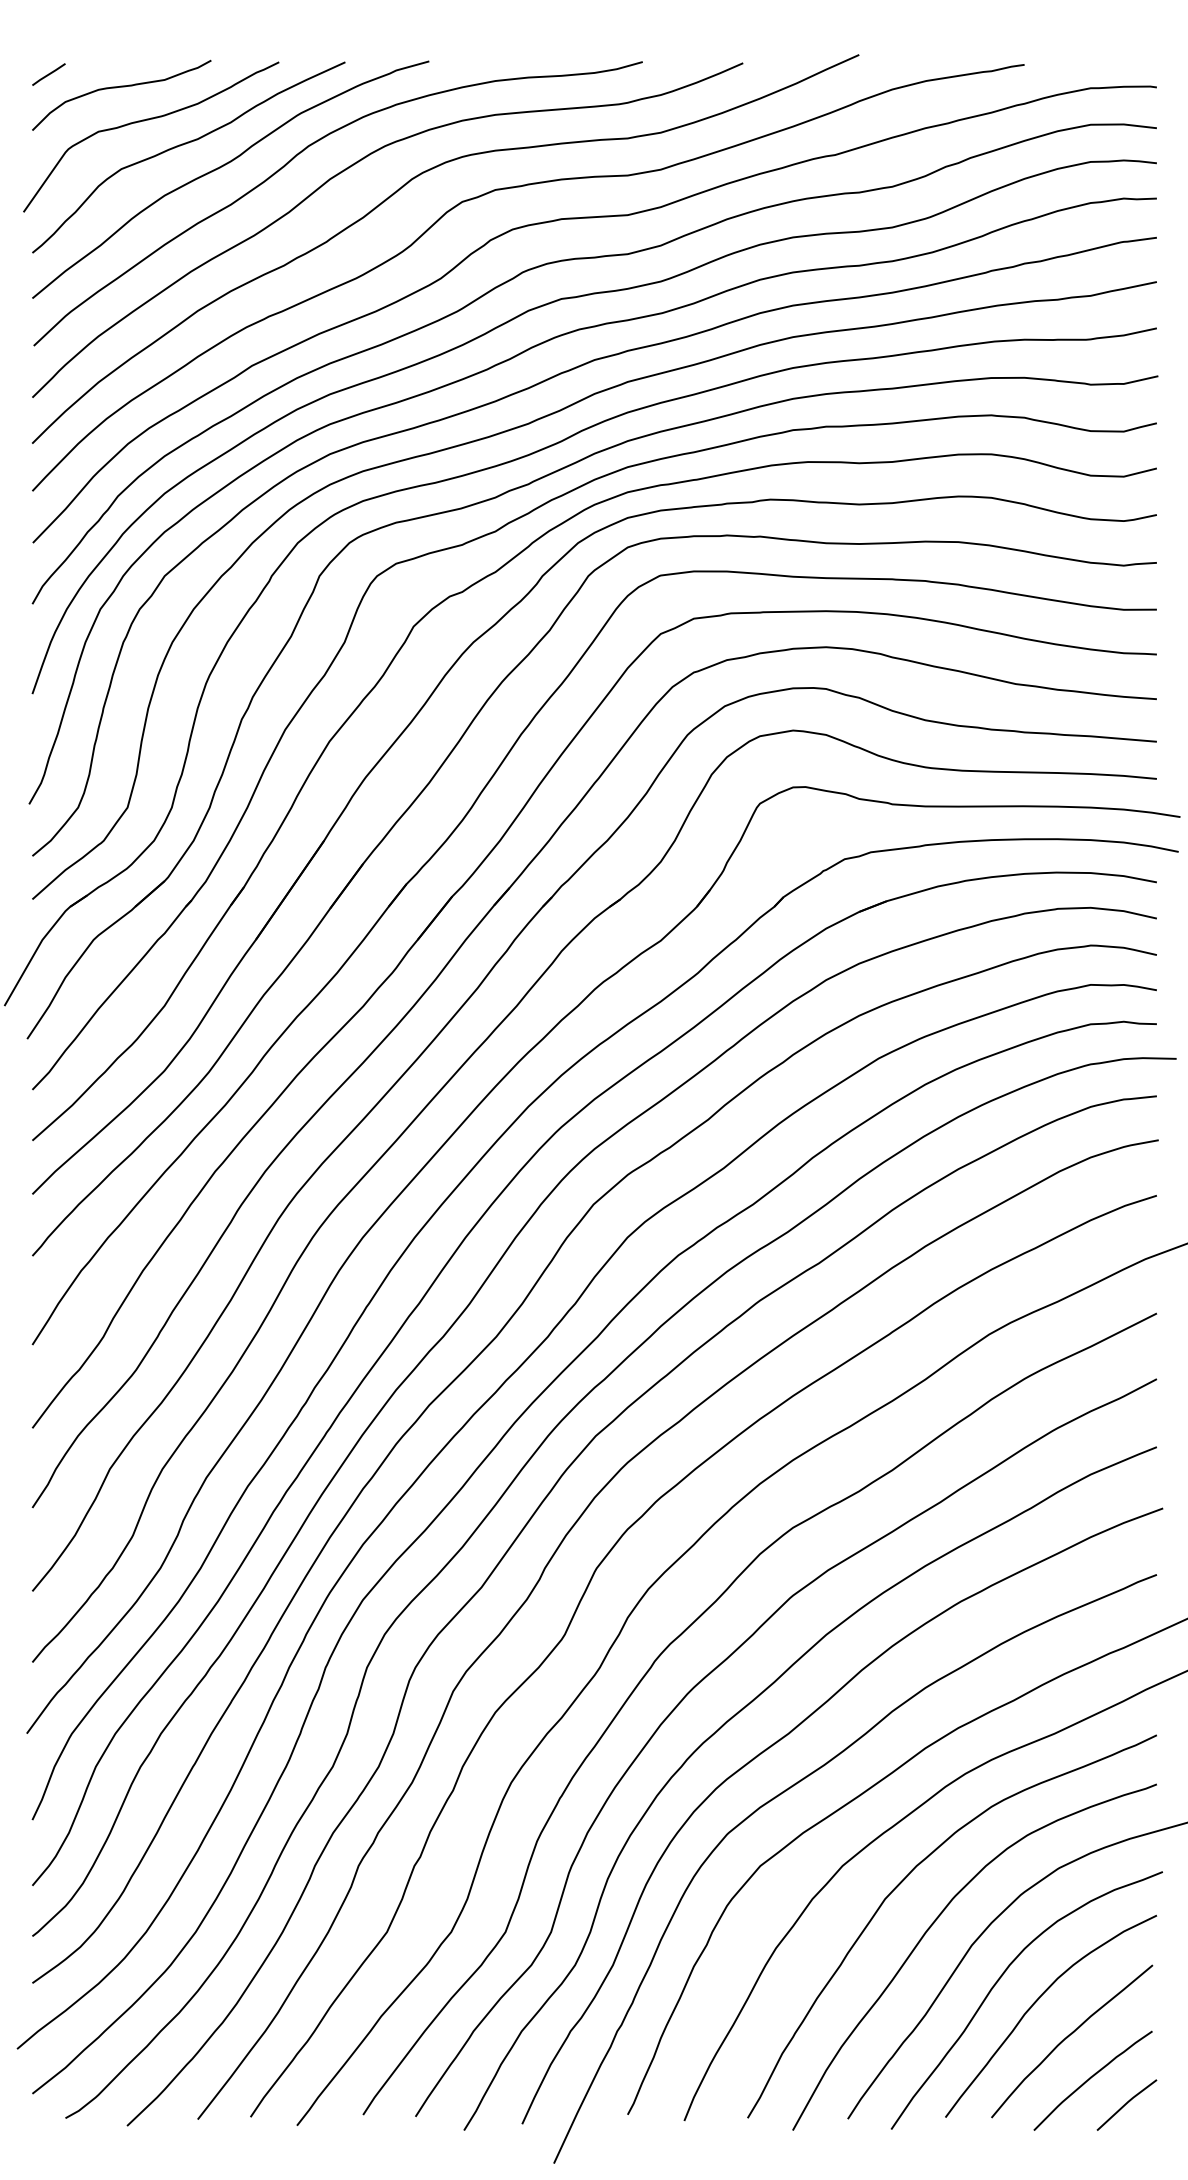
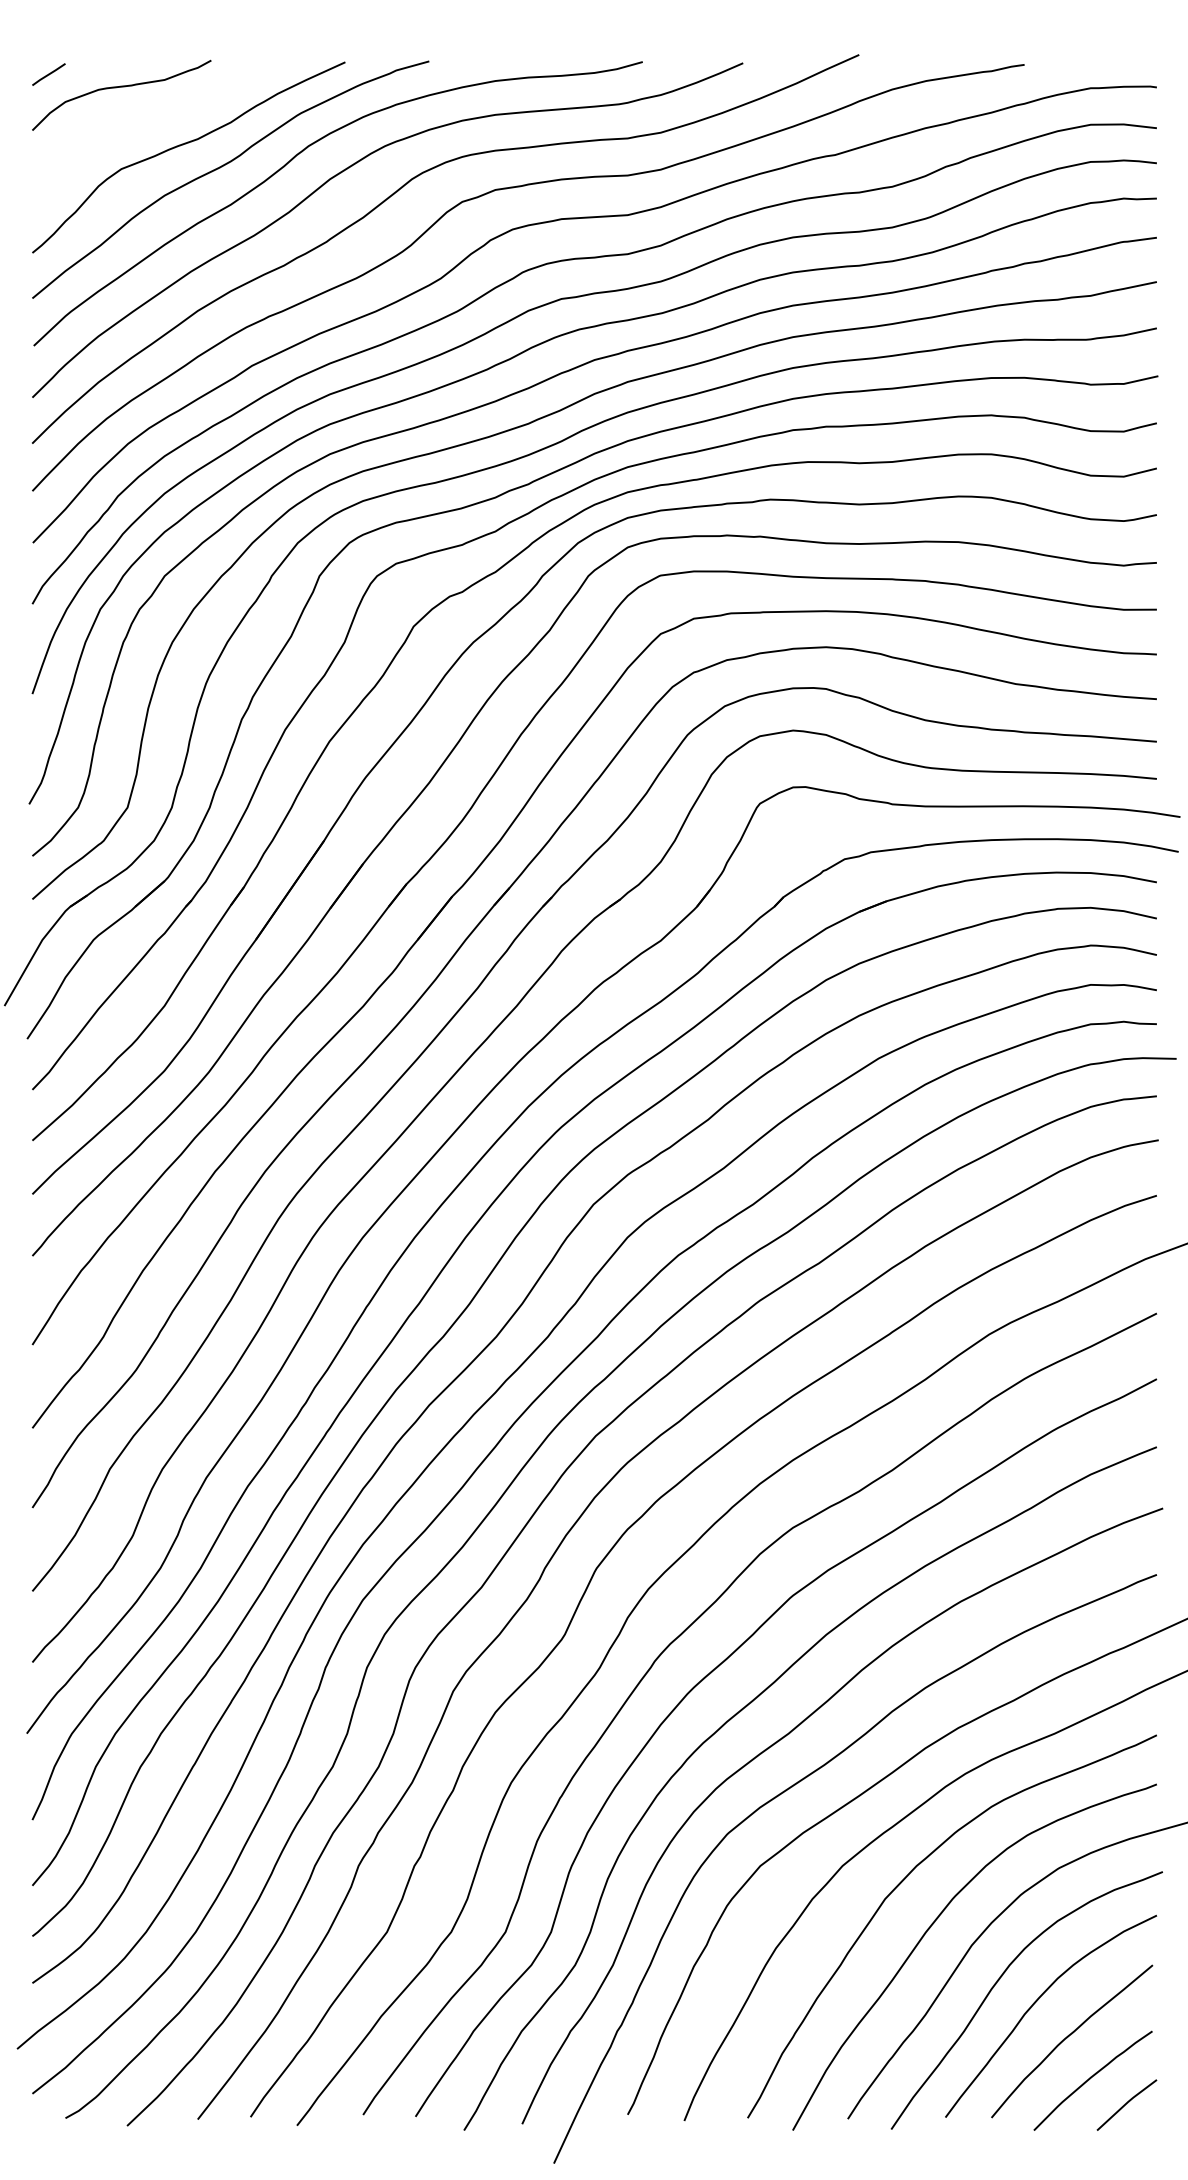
curve: present -> none (148, 120)
